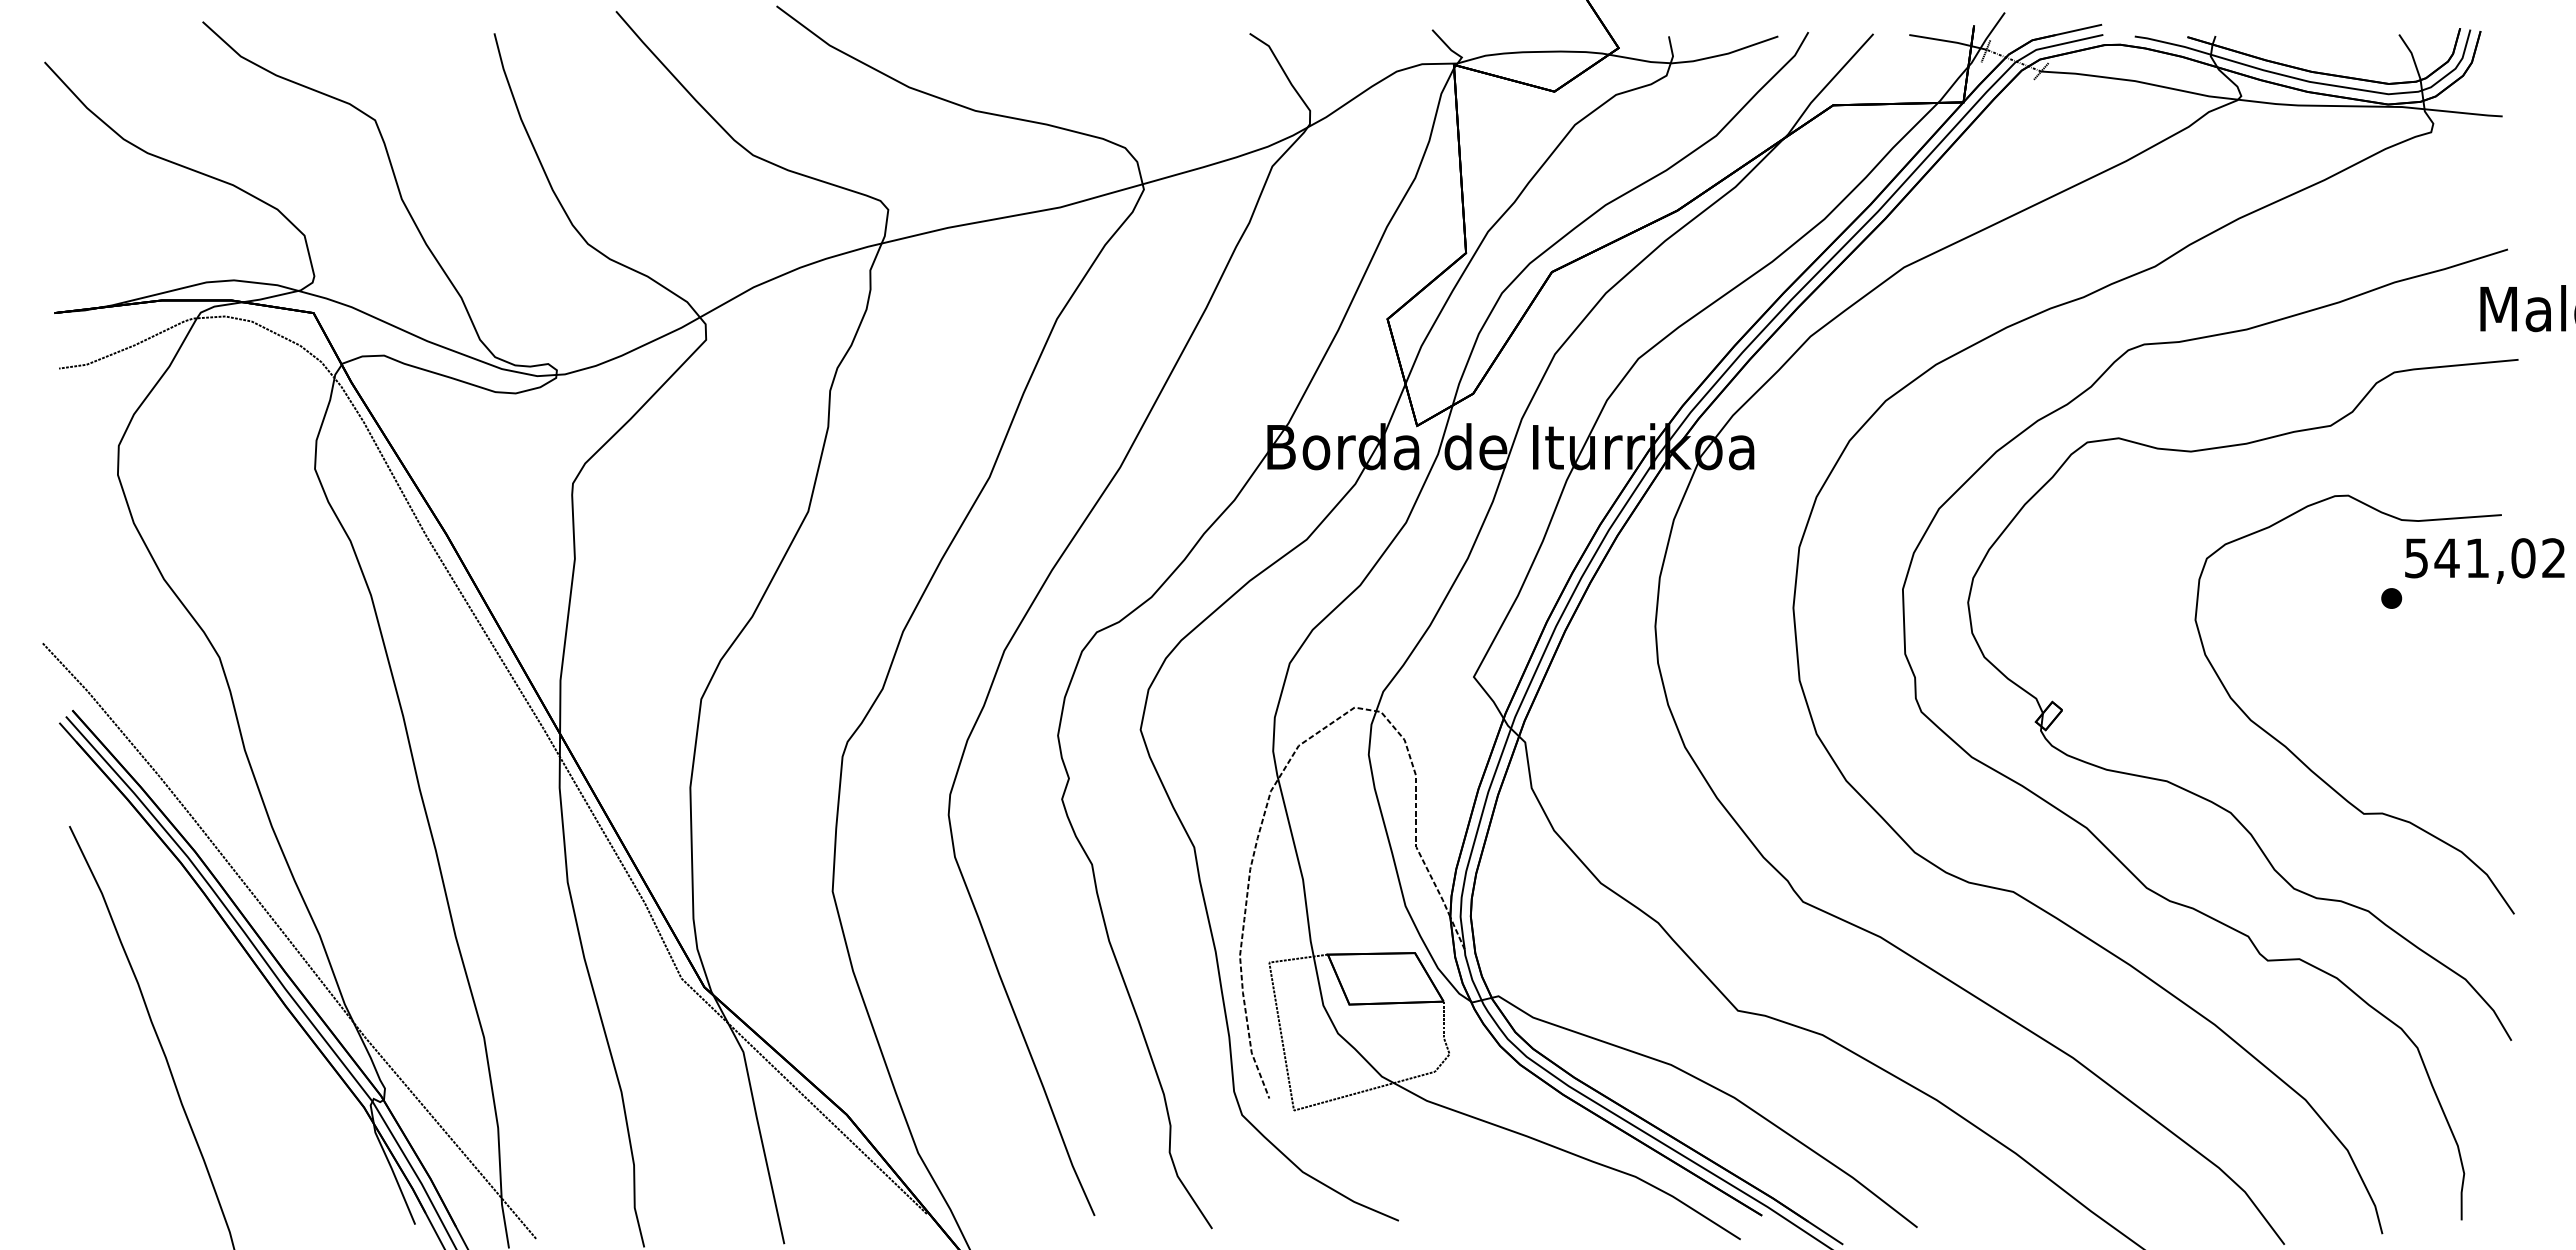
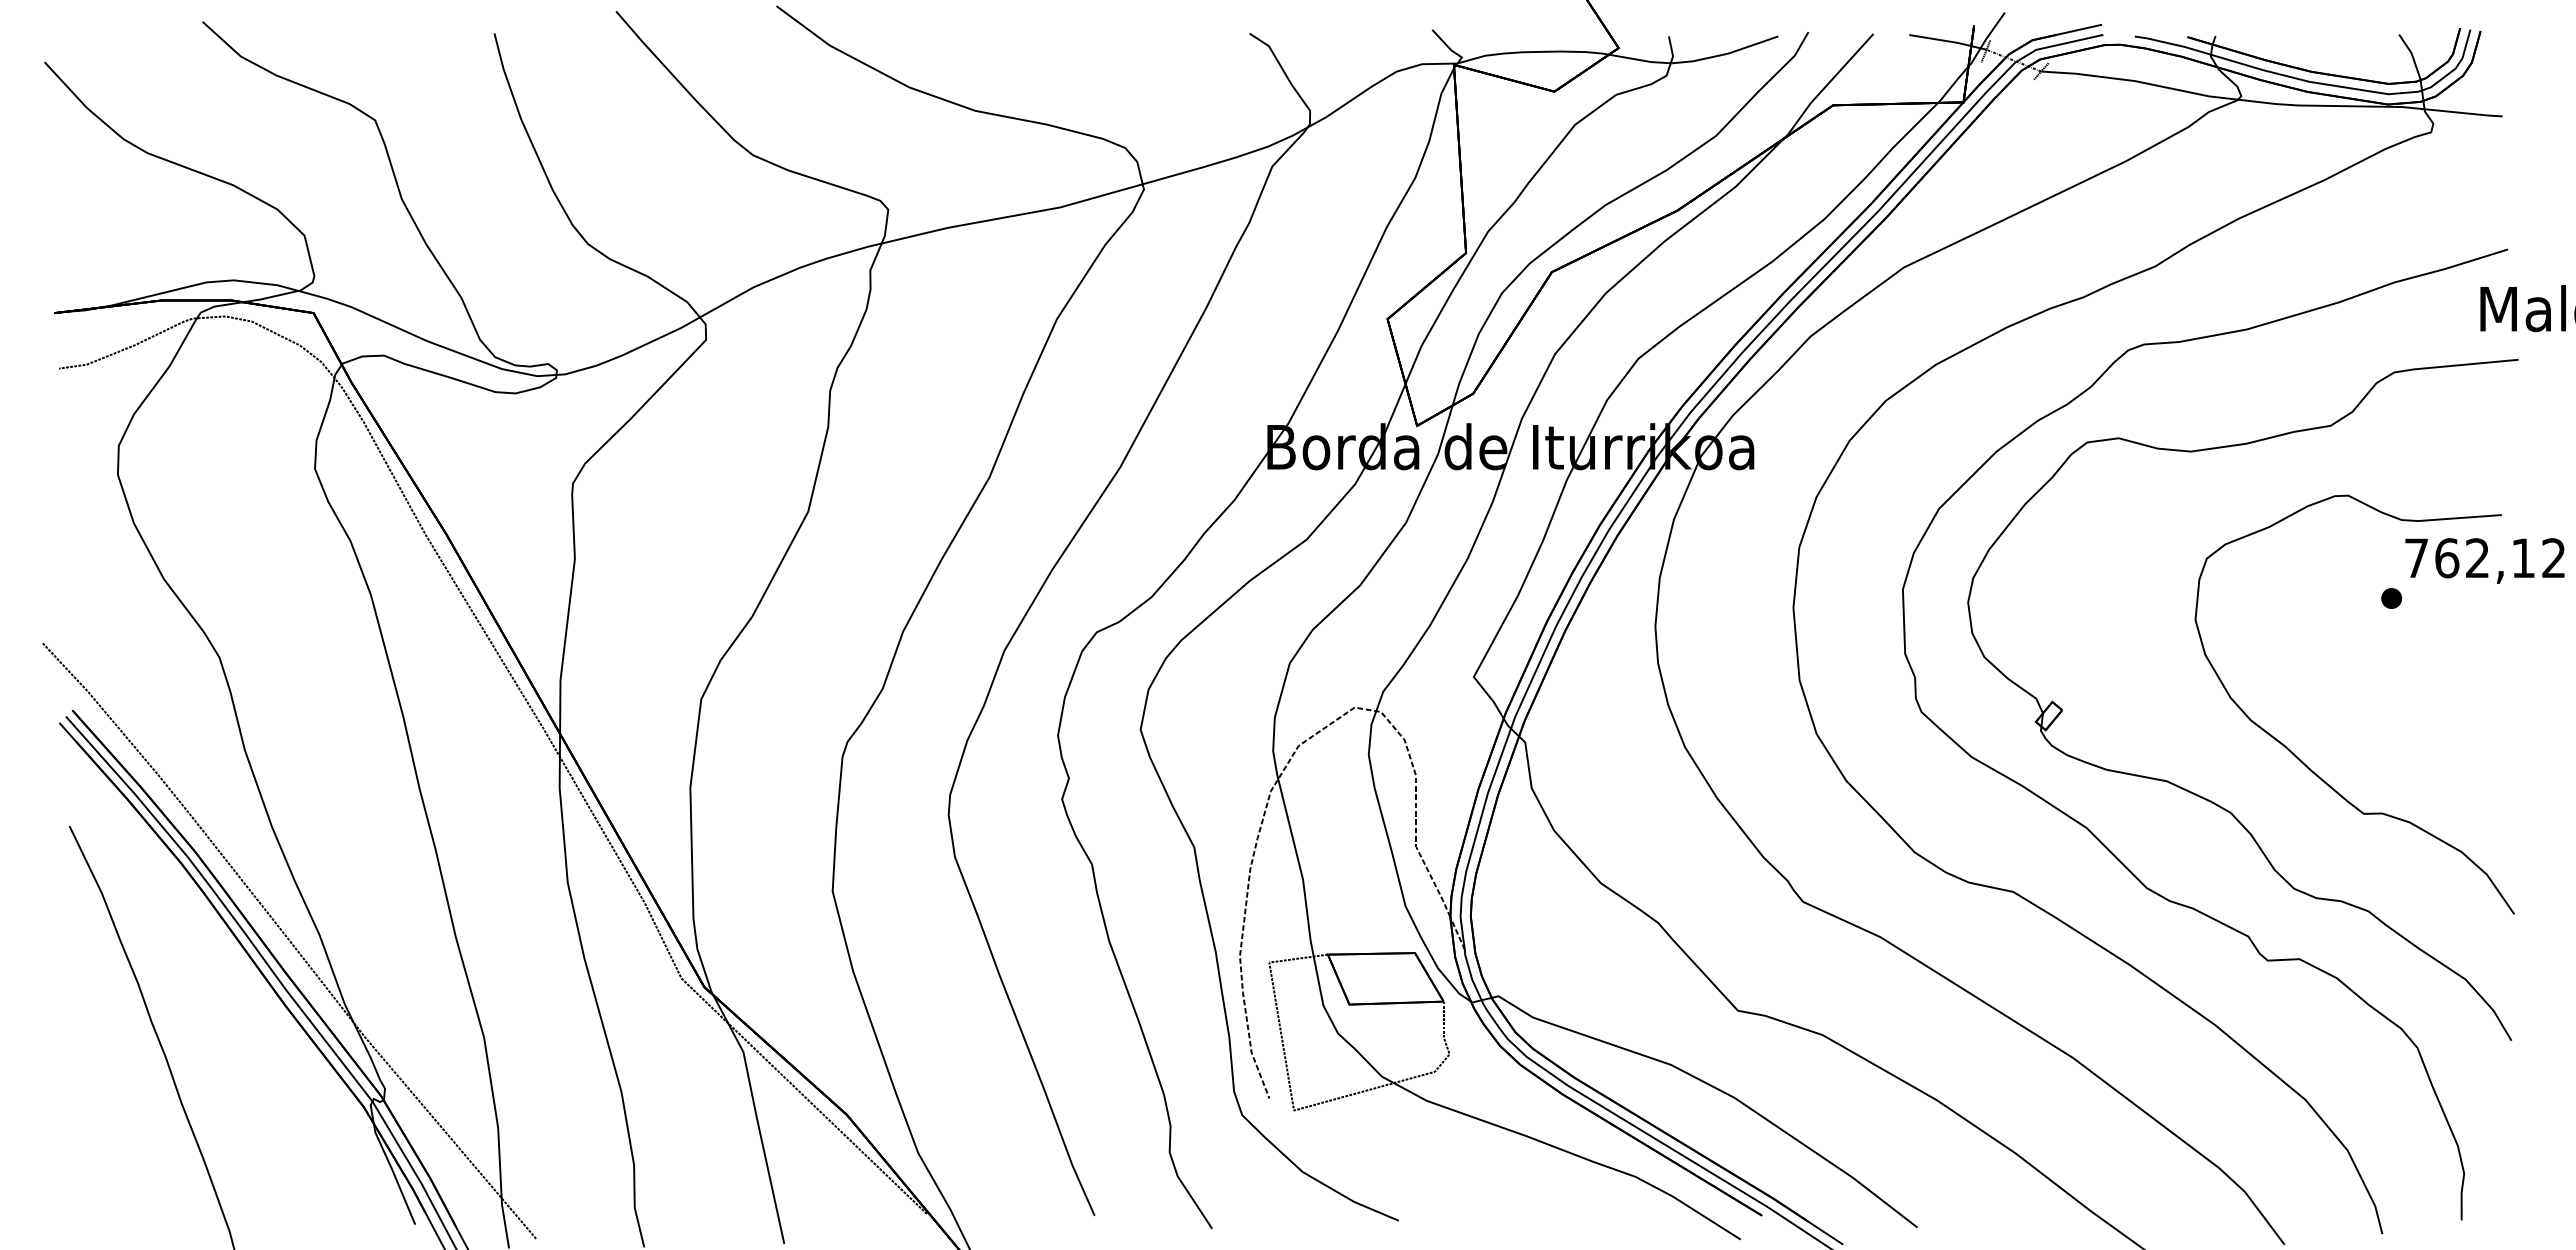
text: 541,02 -> 762,12 (2470, 558)
